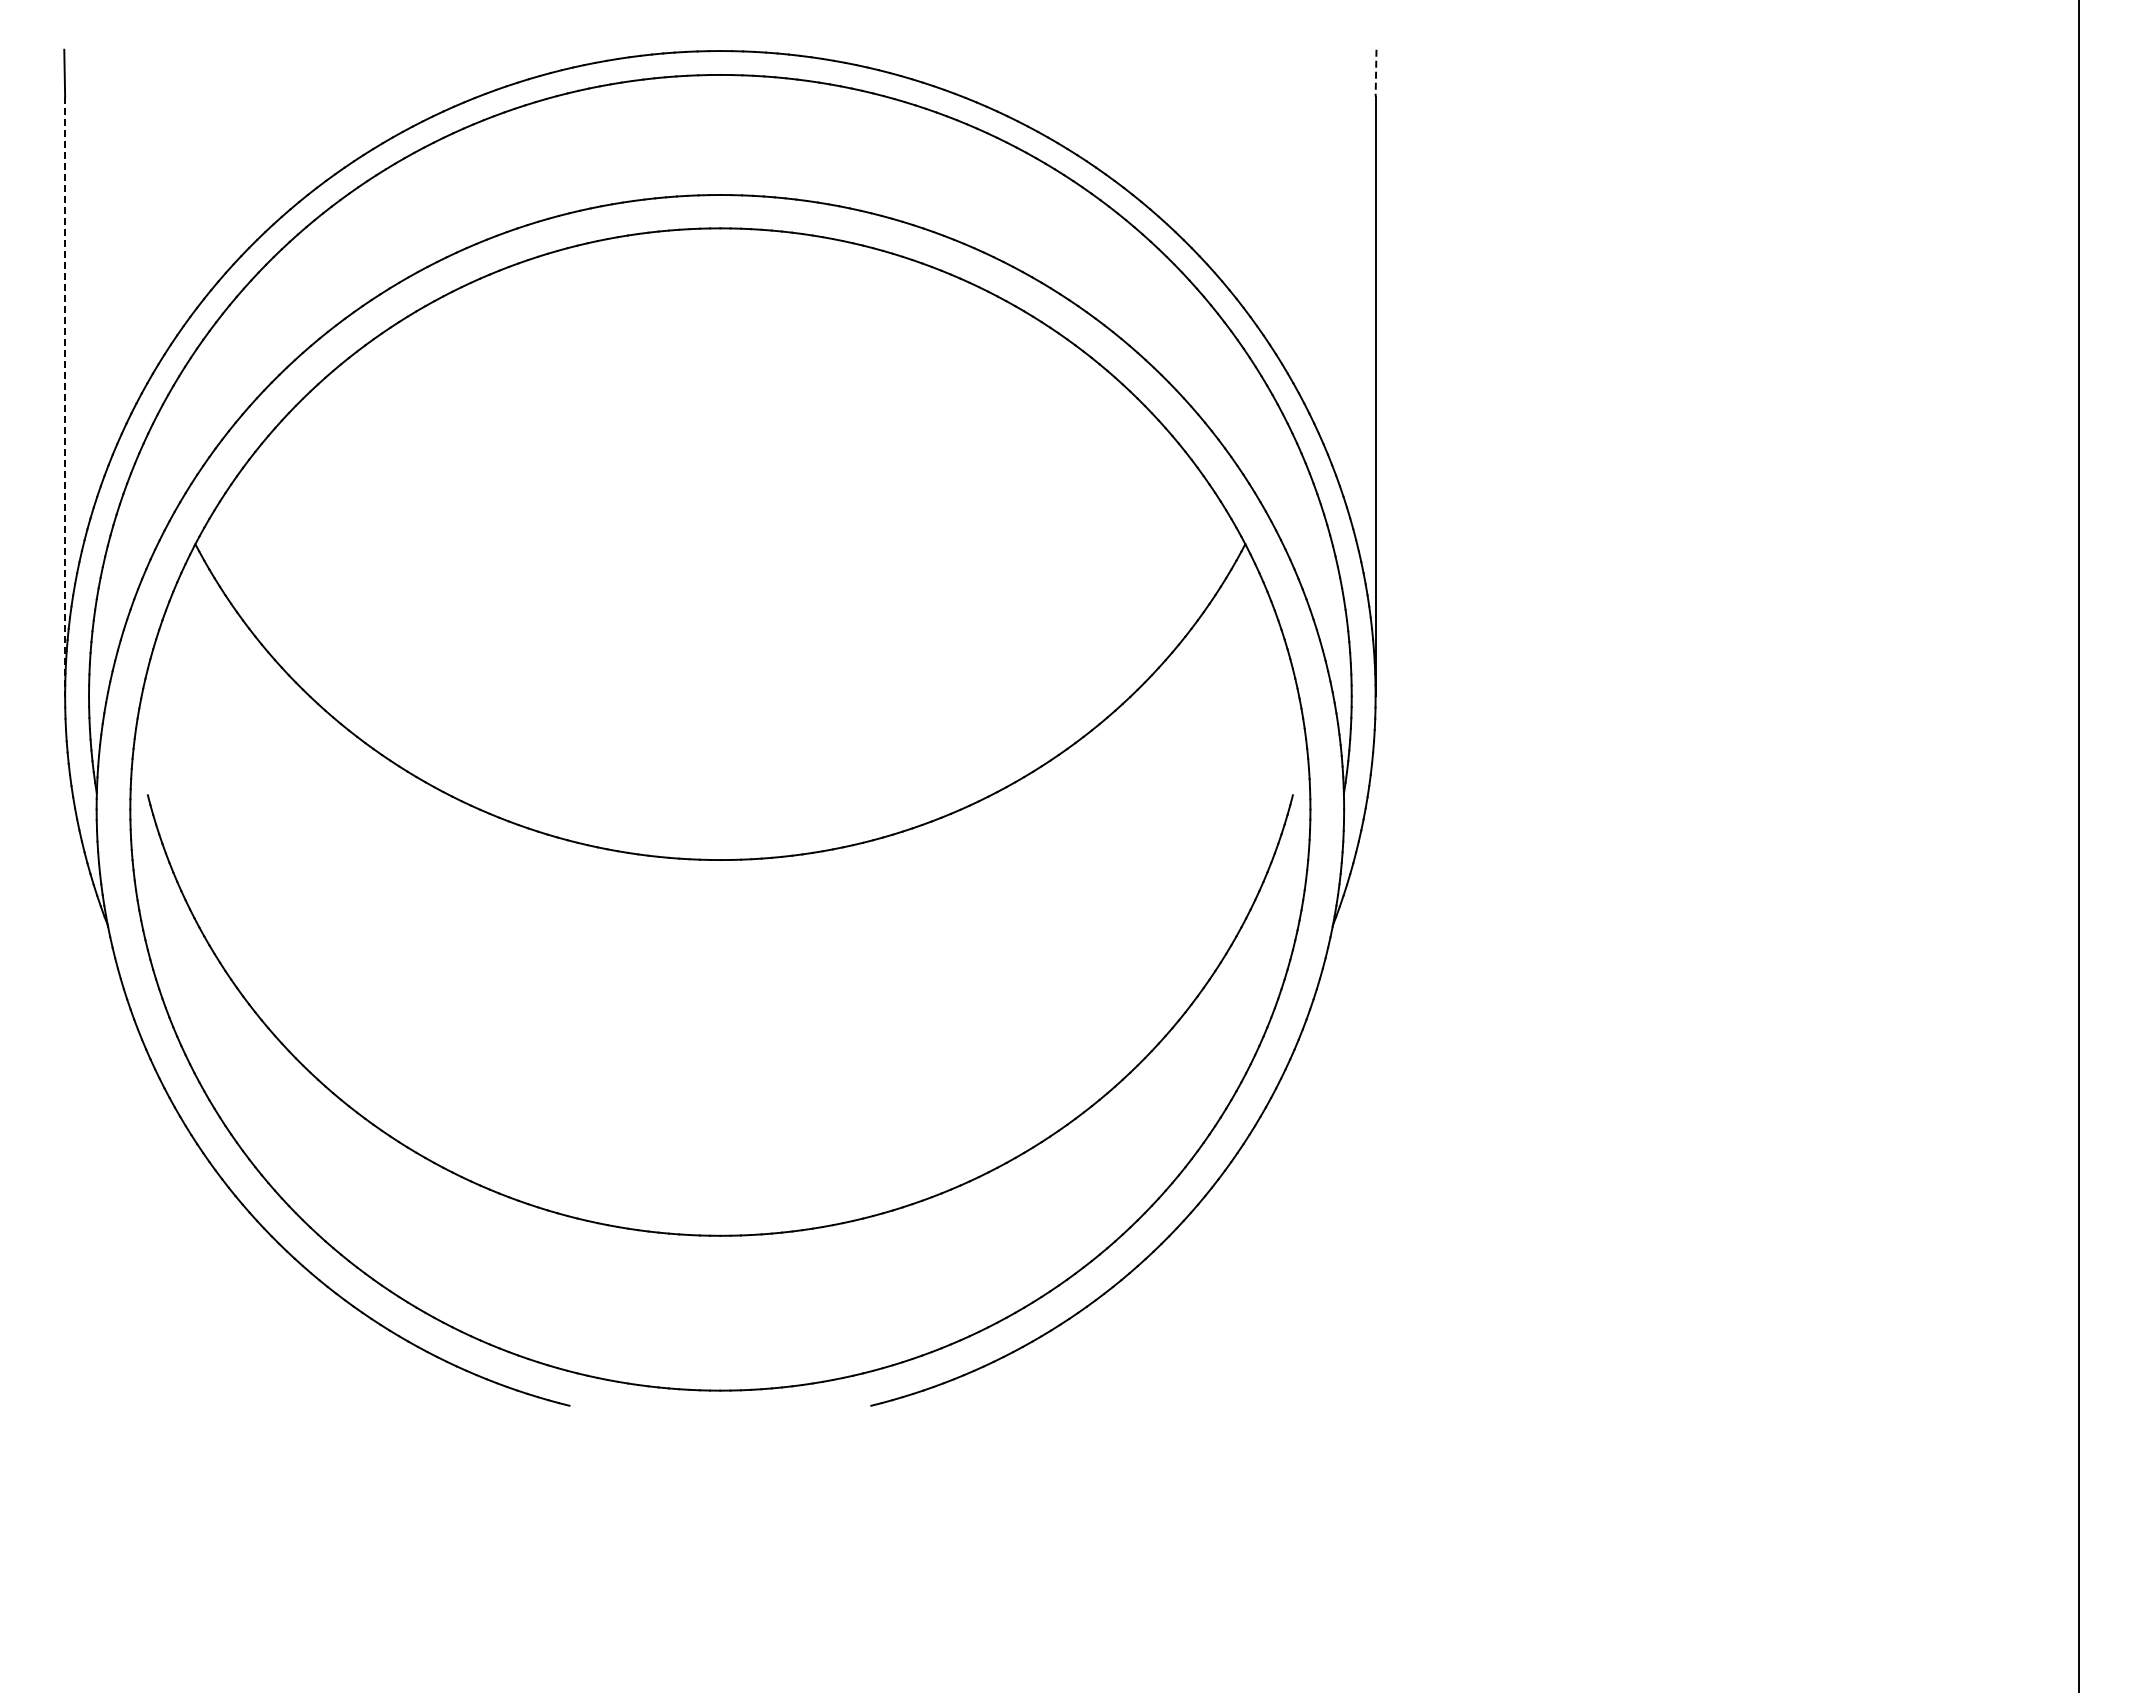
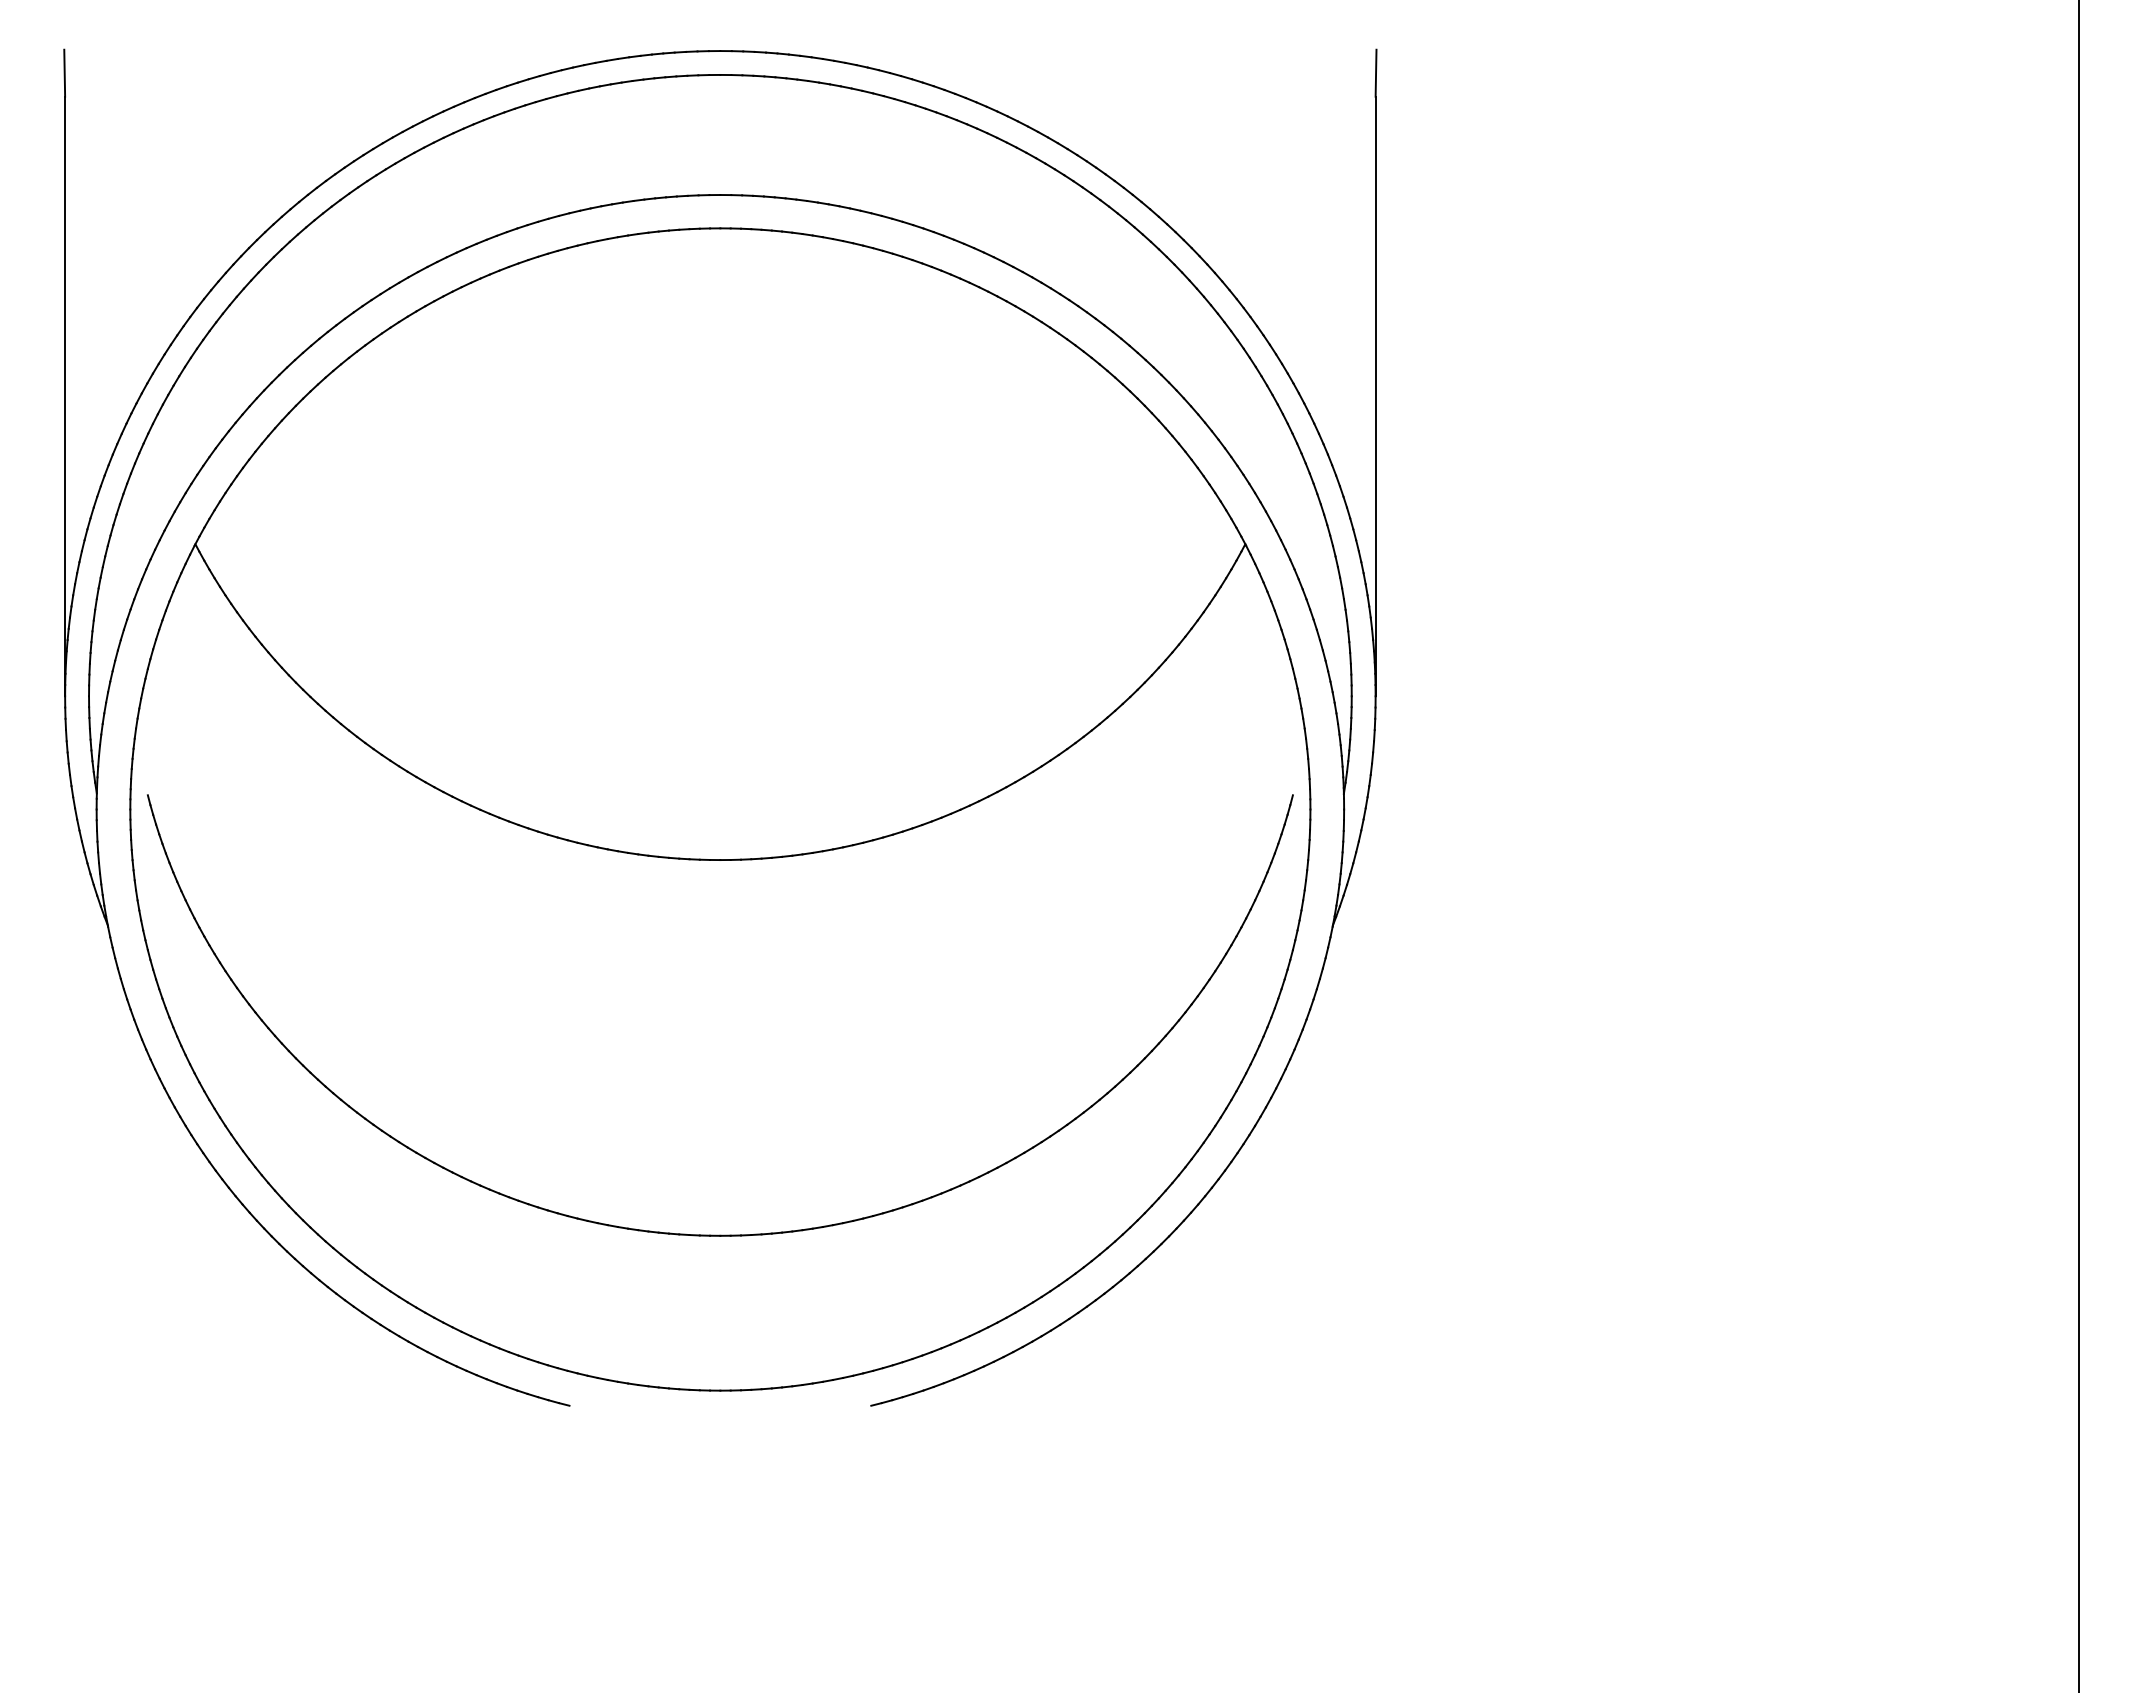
line: dashed -> solid (1376, 73)
line: dashed -> solid (65, 396)
